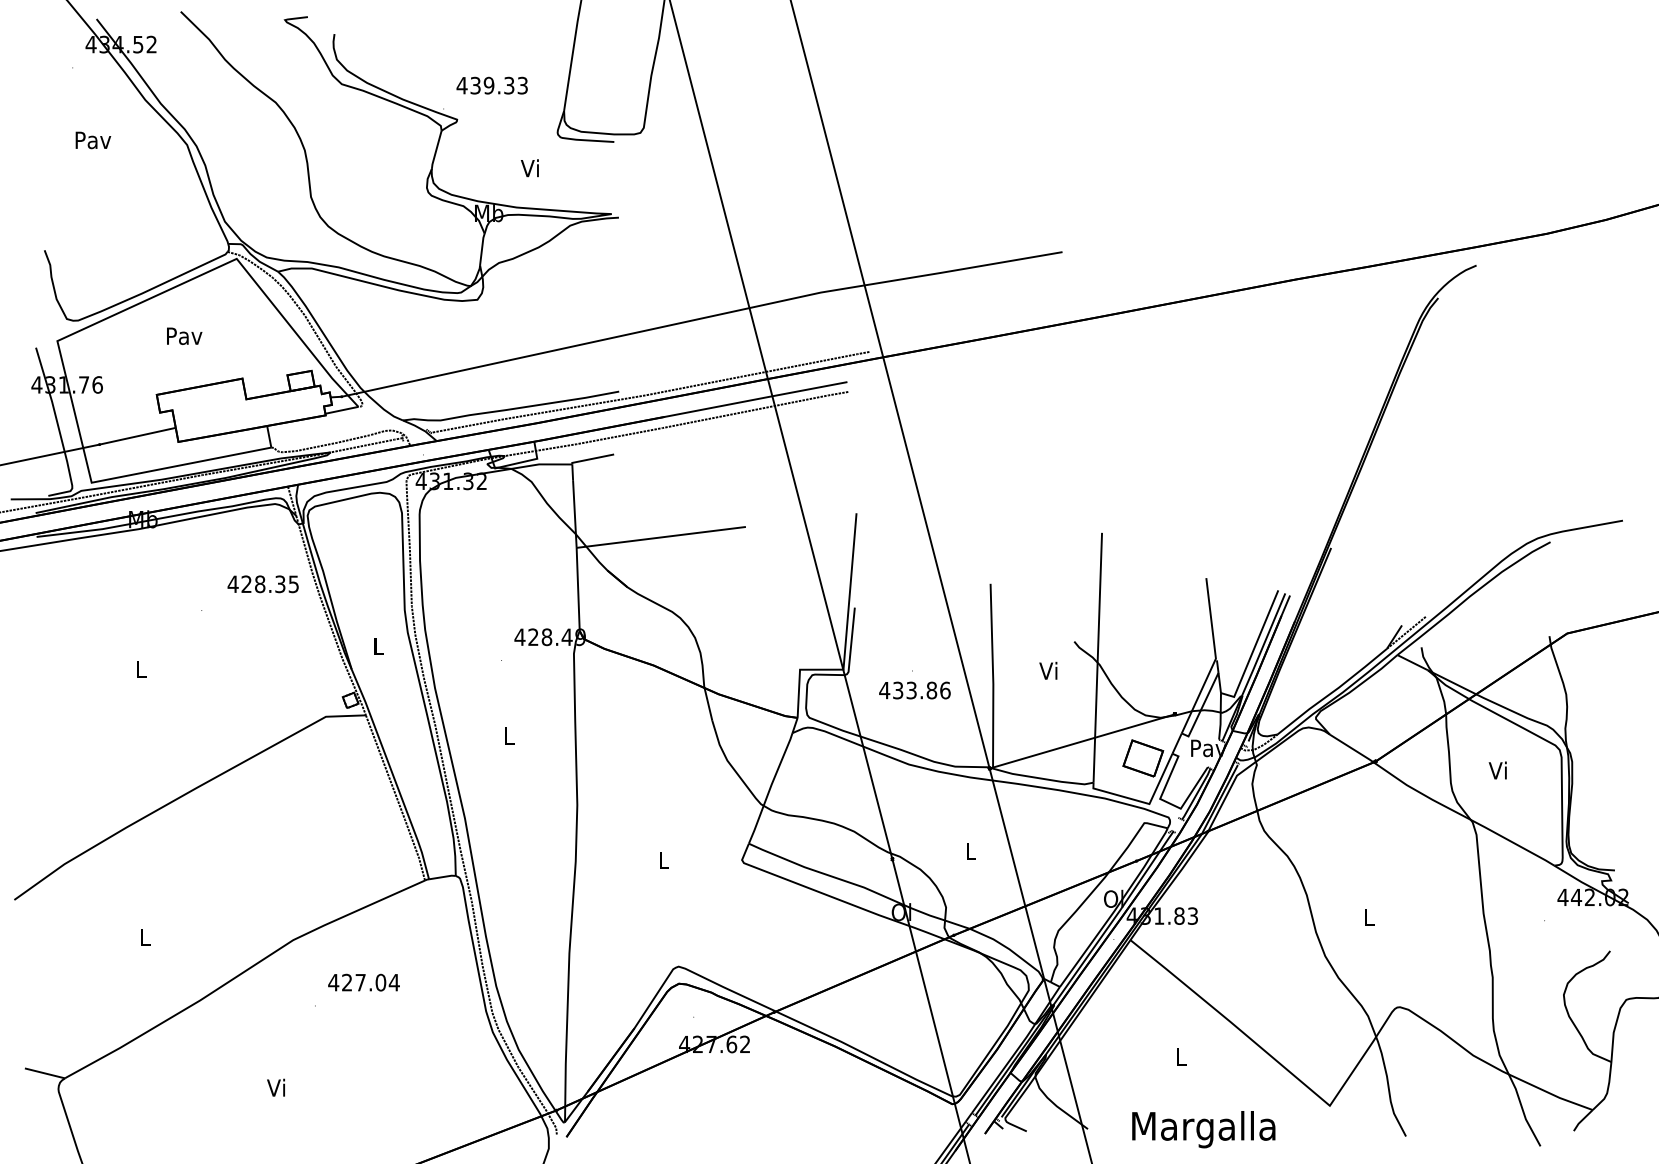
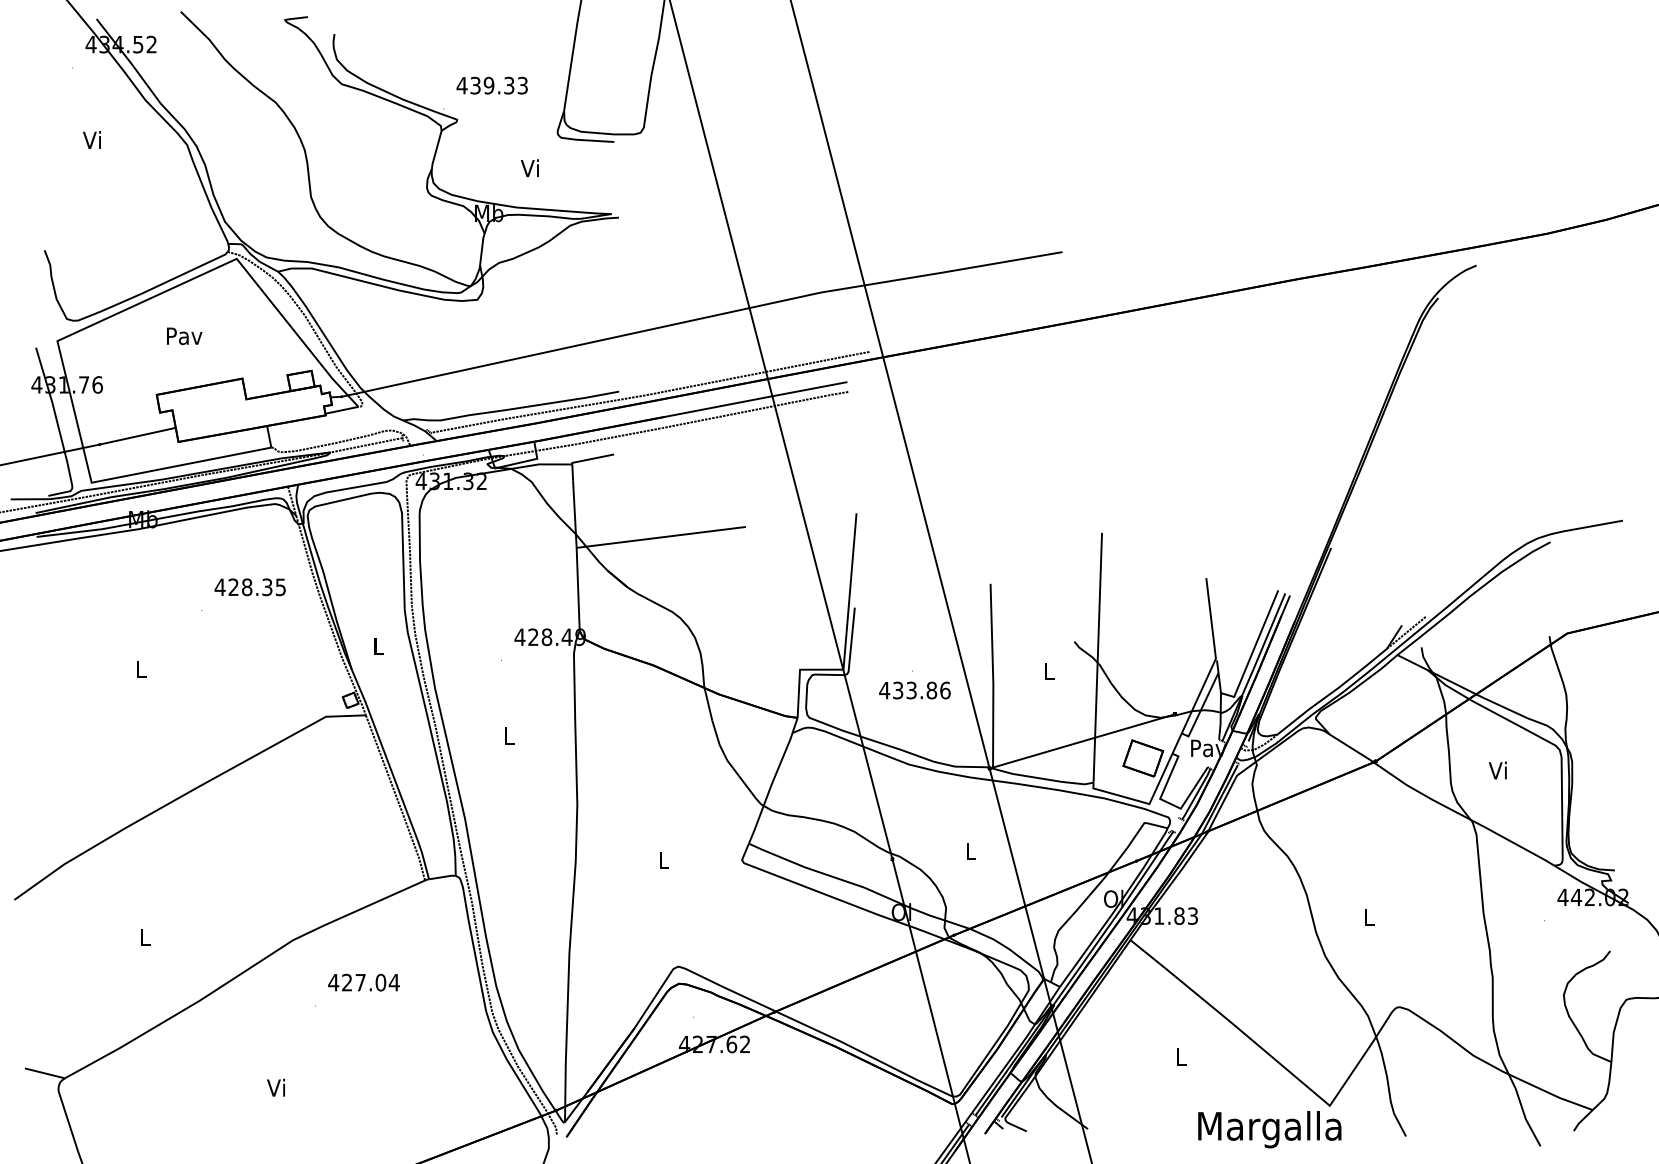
text: Pav -> Vi (93, 140)
text position: (262, 584) -> (249, 587) (249, 587)
text: Vi -> L (1048, 670)
text position: (1203, 1129) -> (1269, 1129) (1269, 1129)
